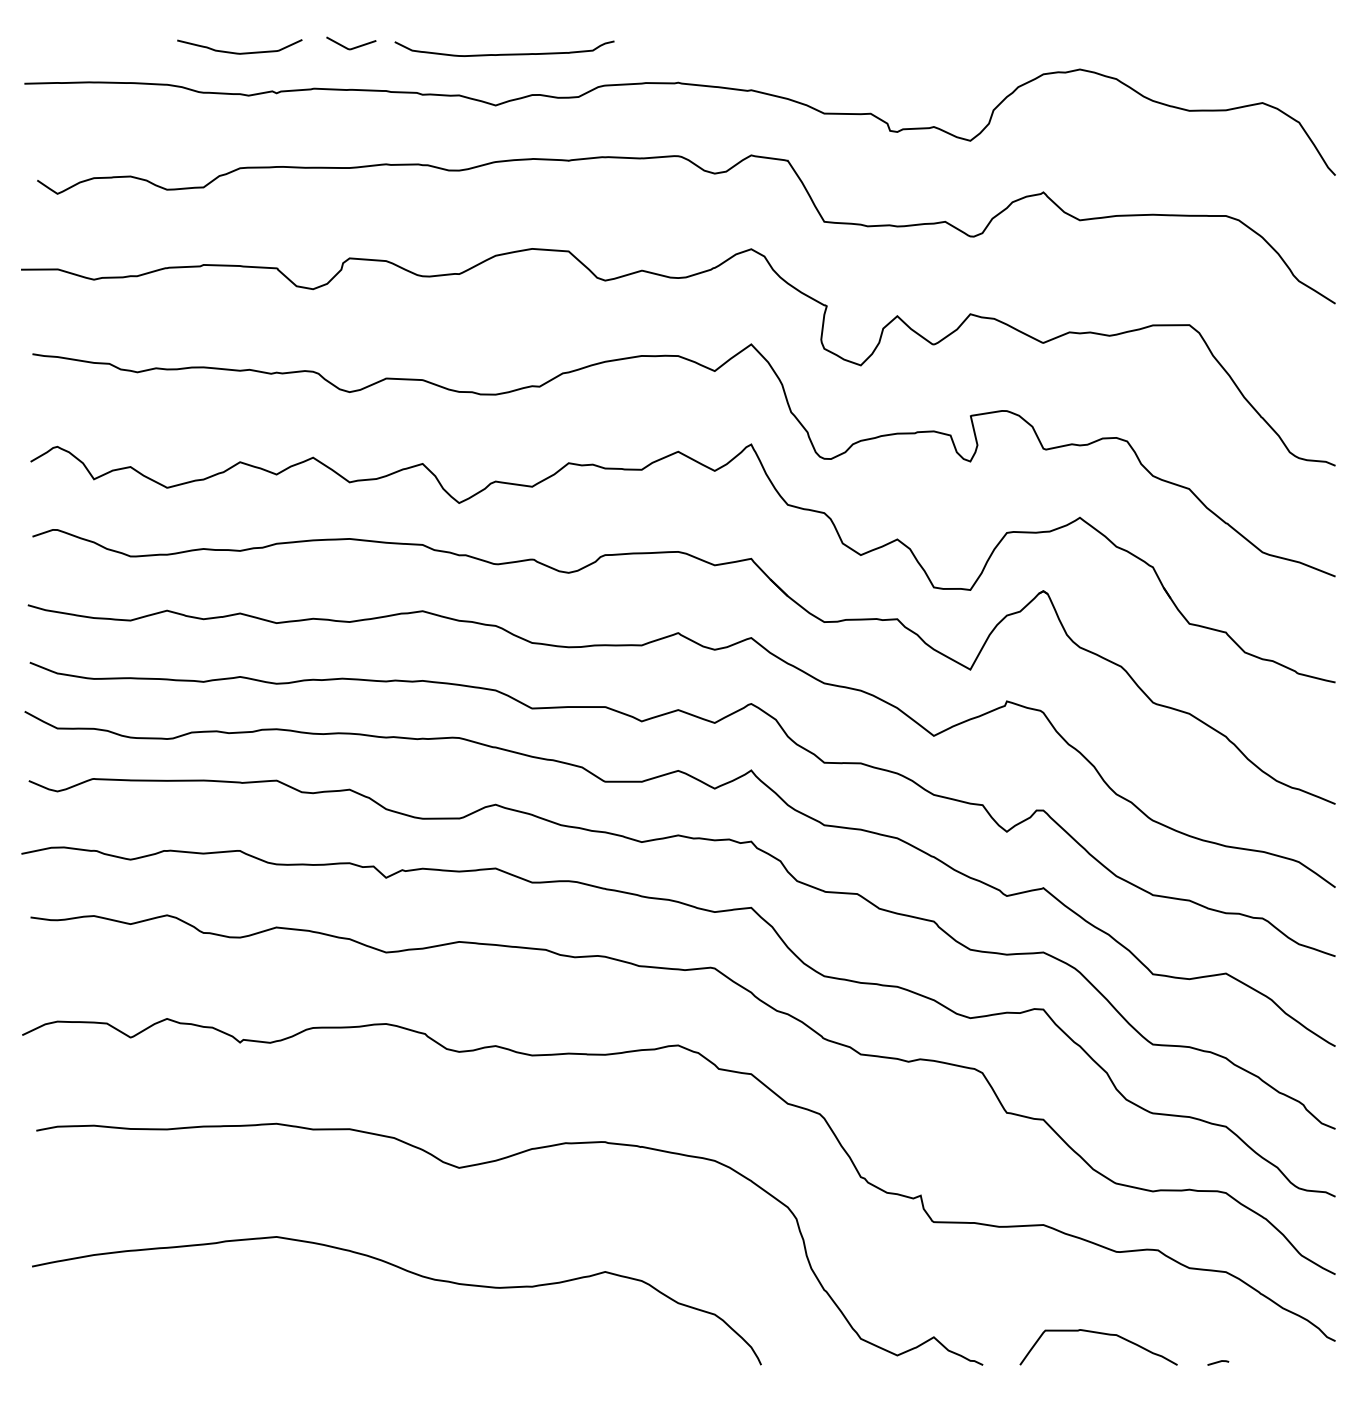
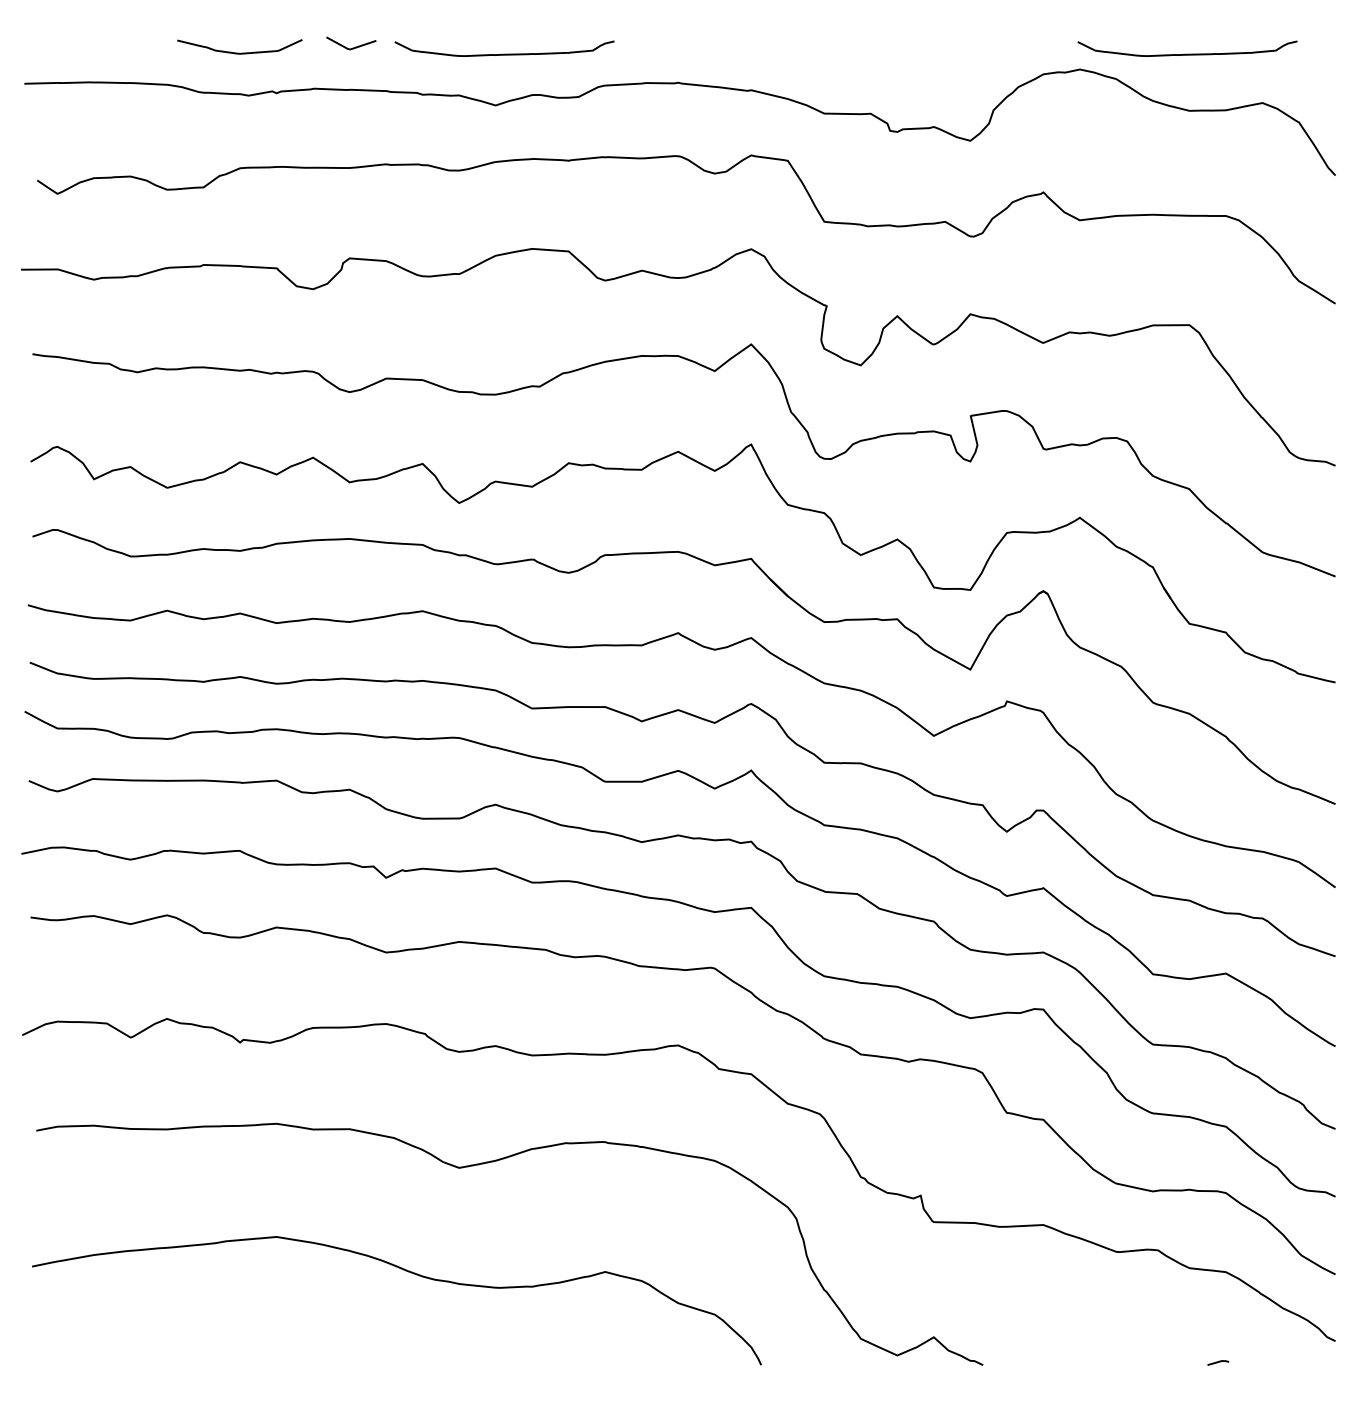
curve: none -> present (1187, 53)
curve: present -> none (1101, 1334)
